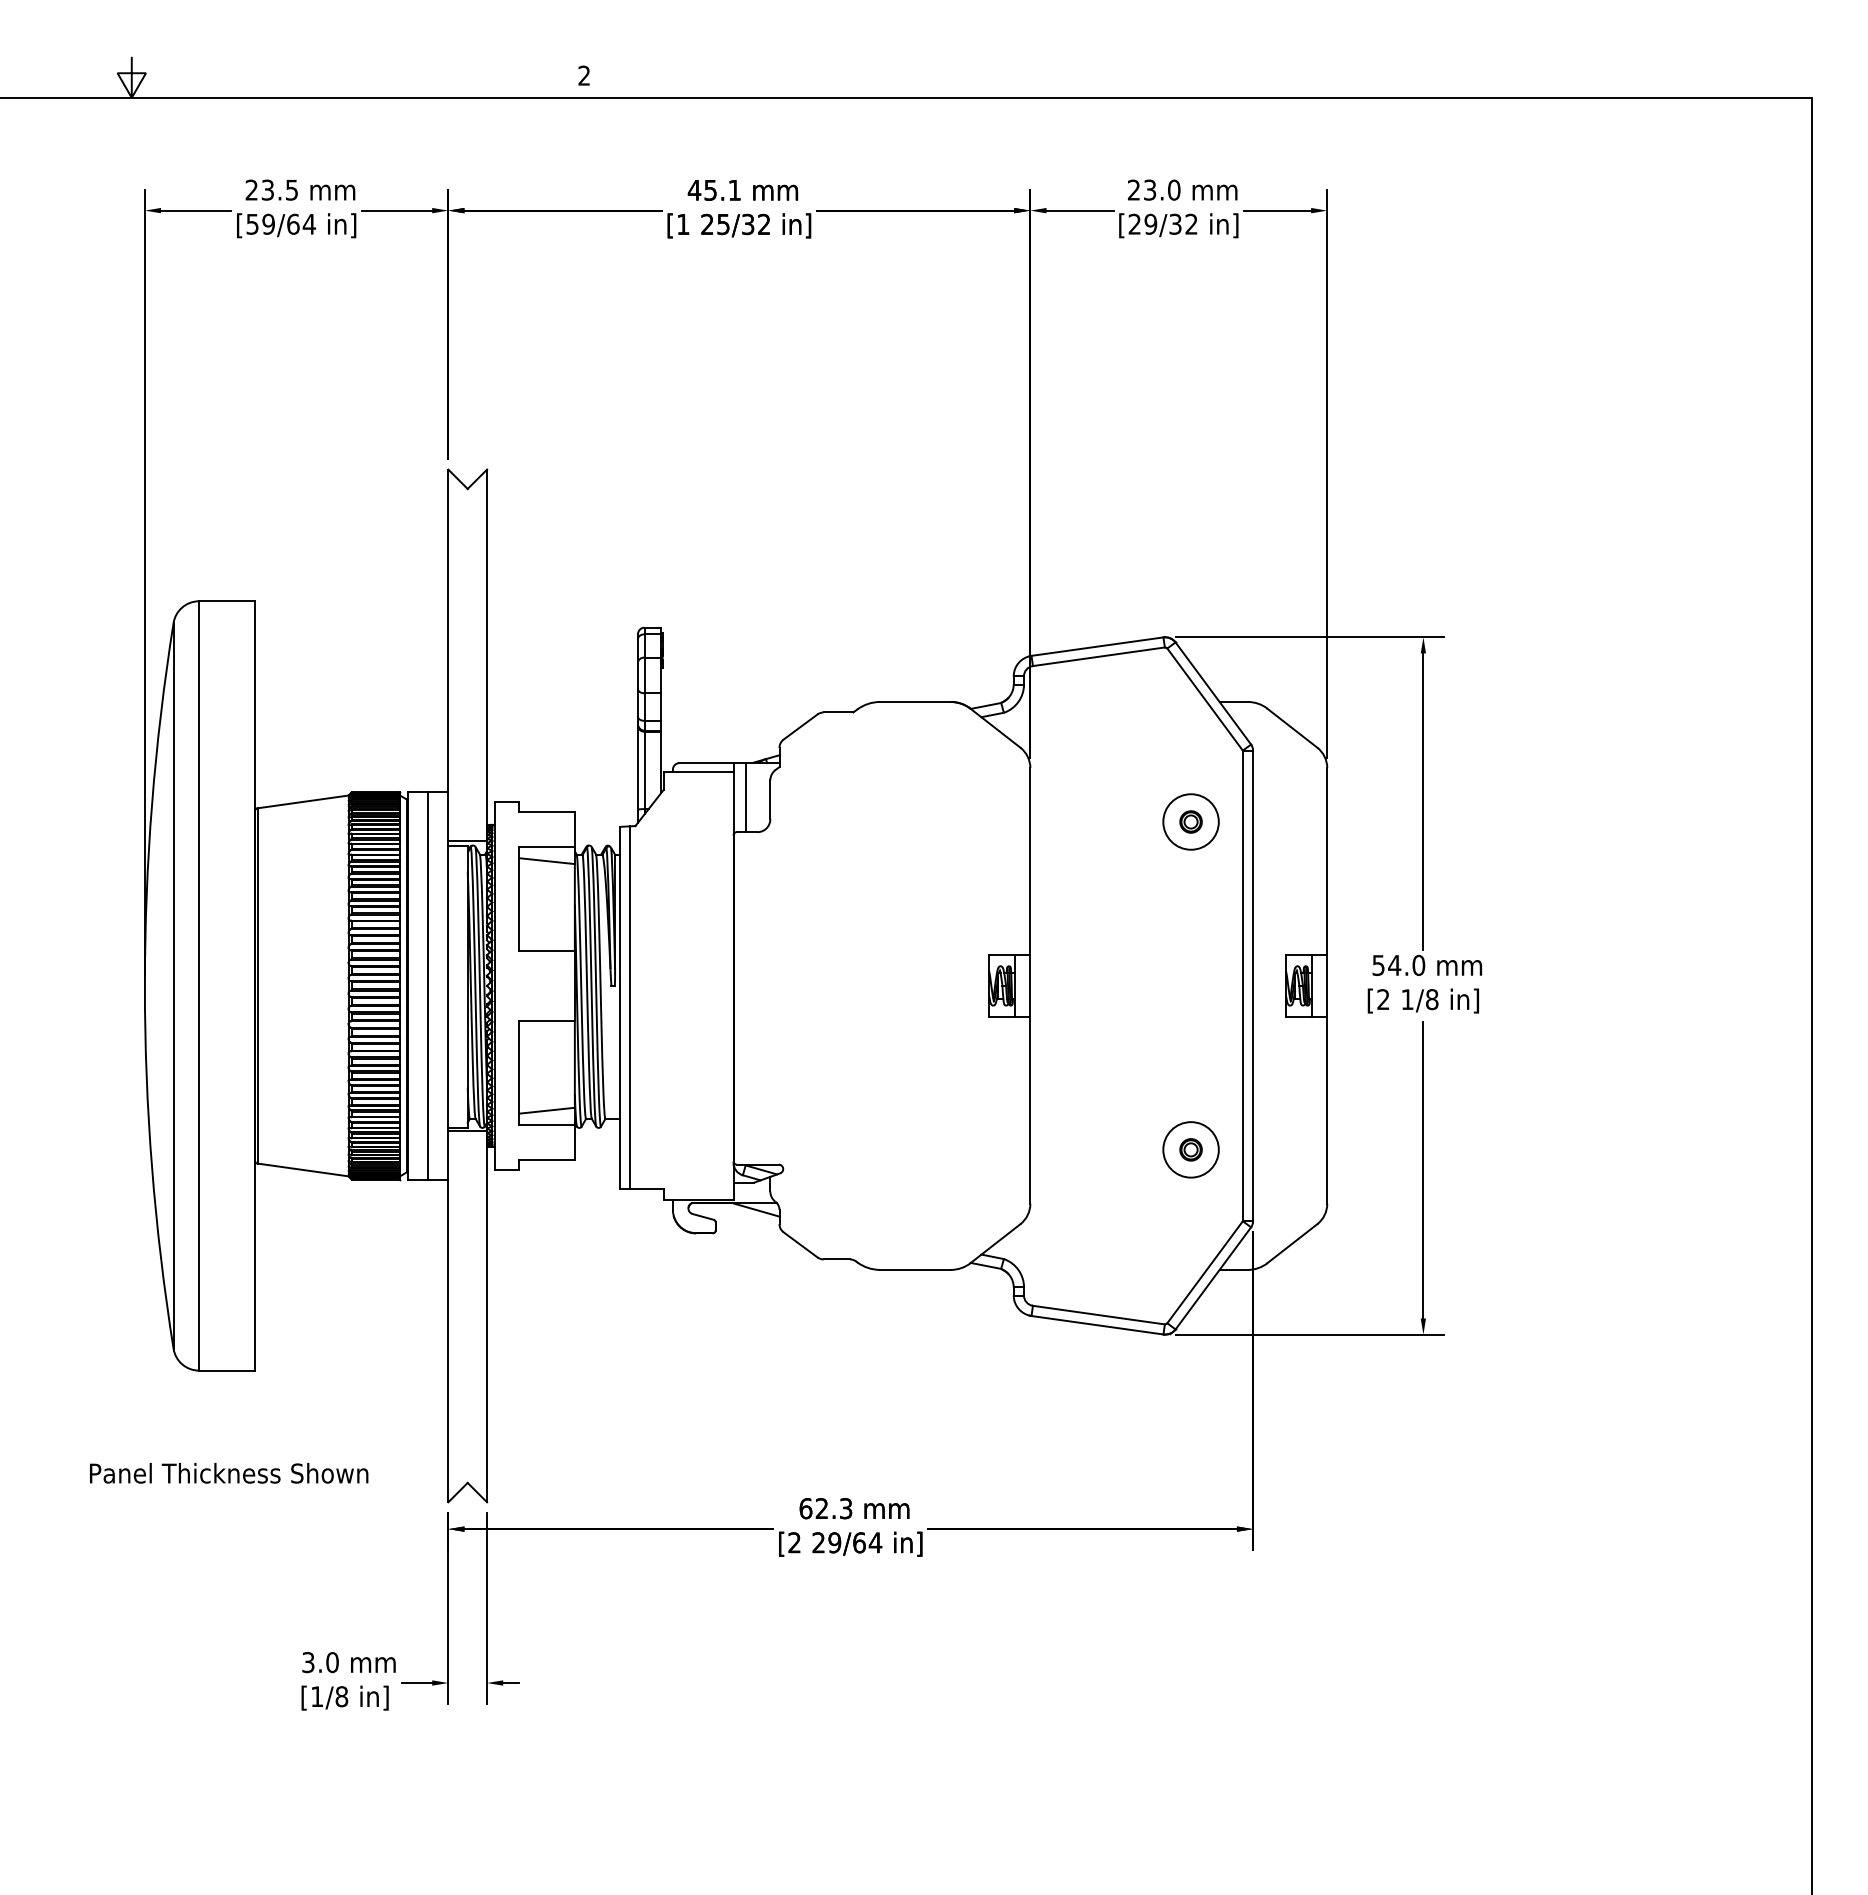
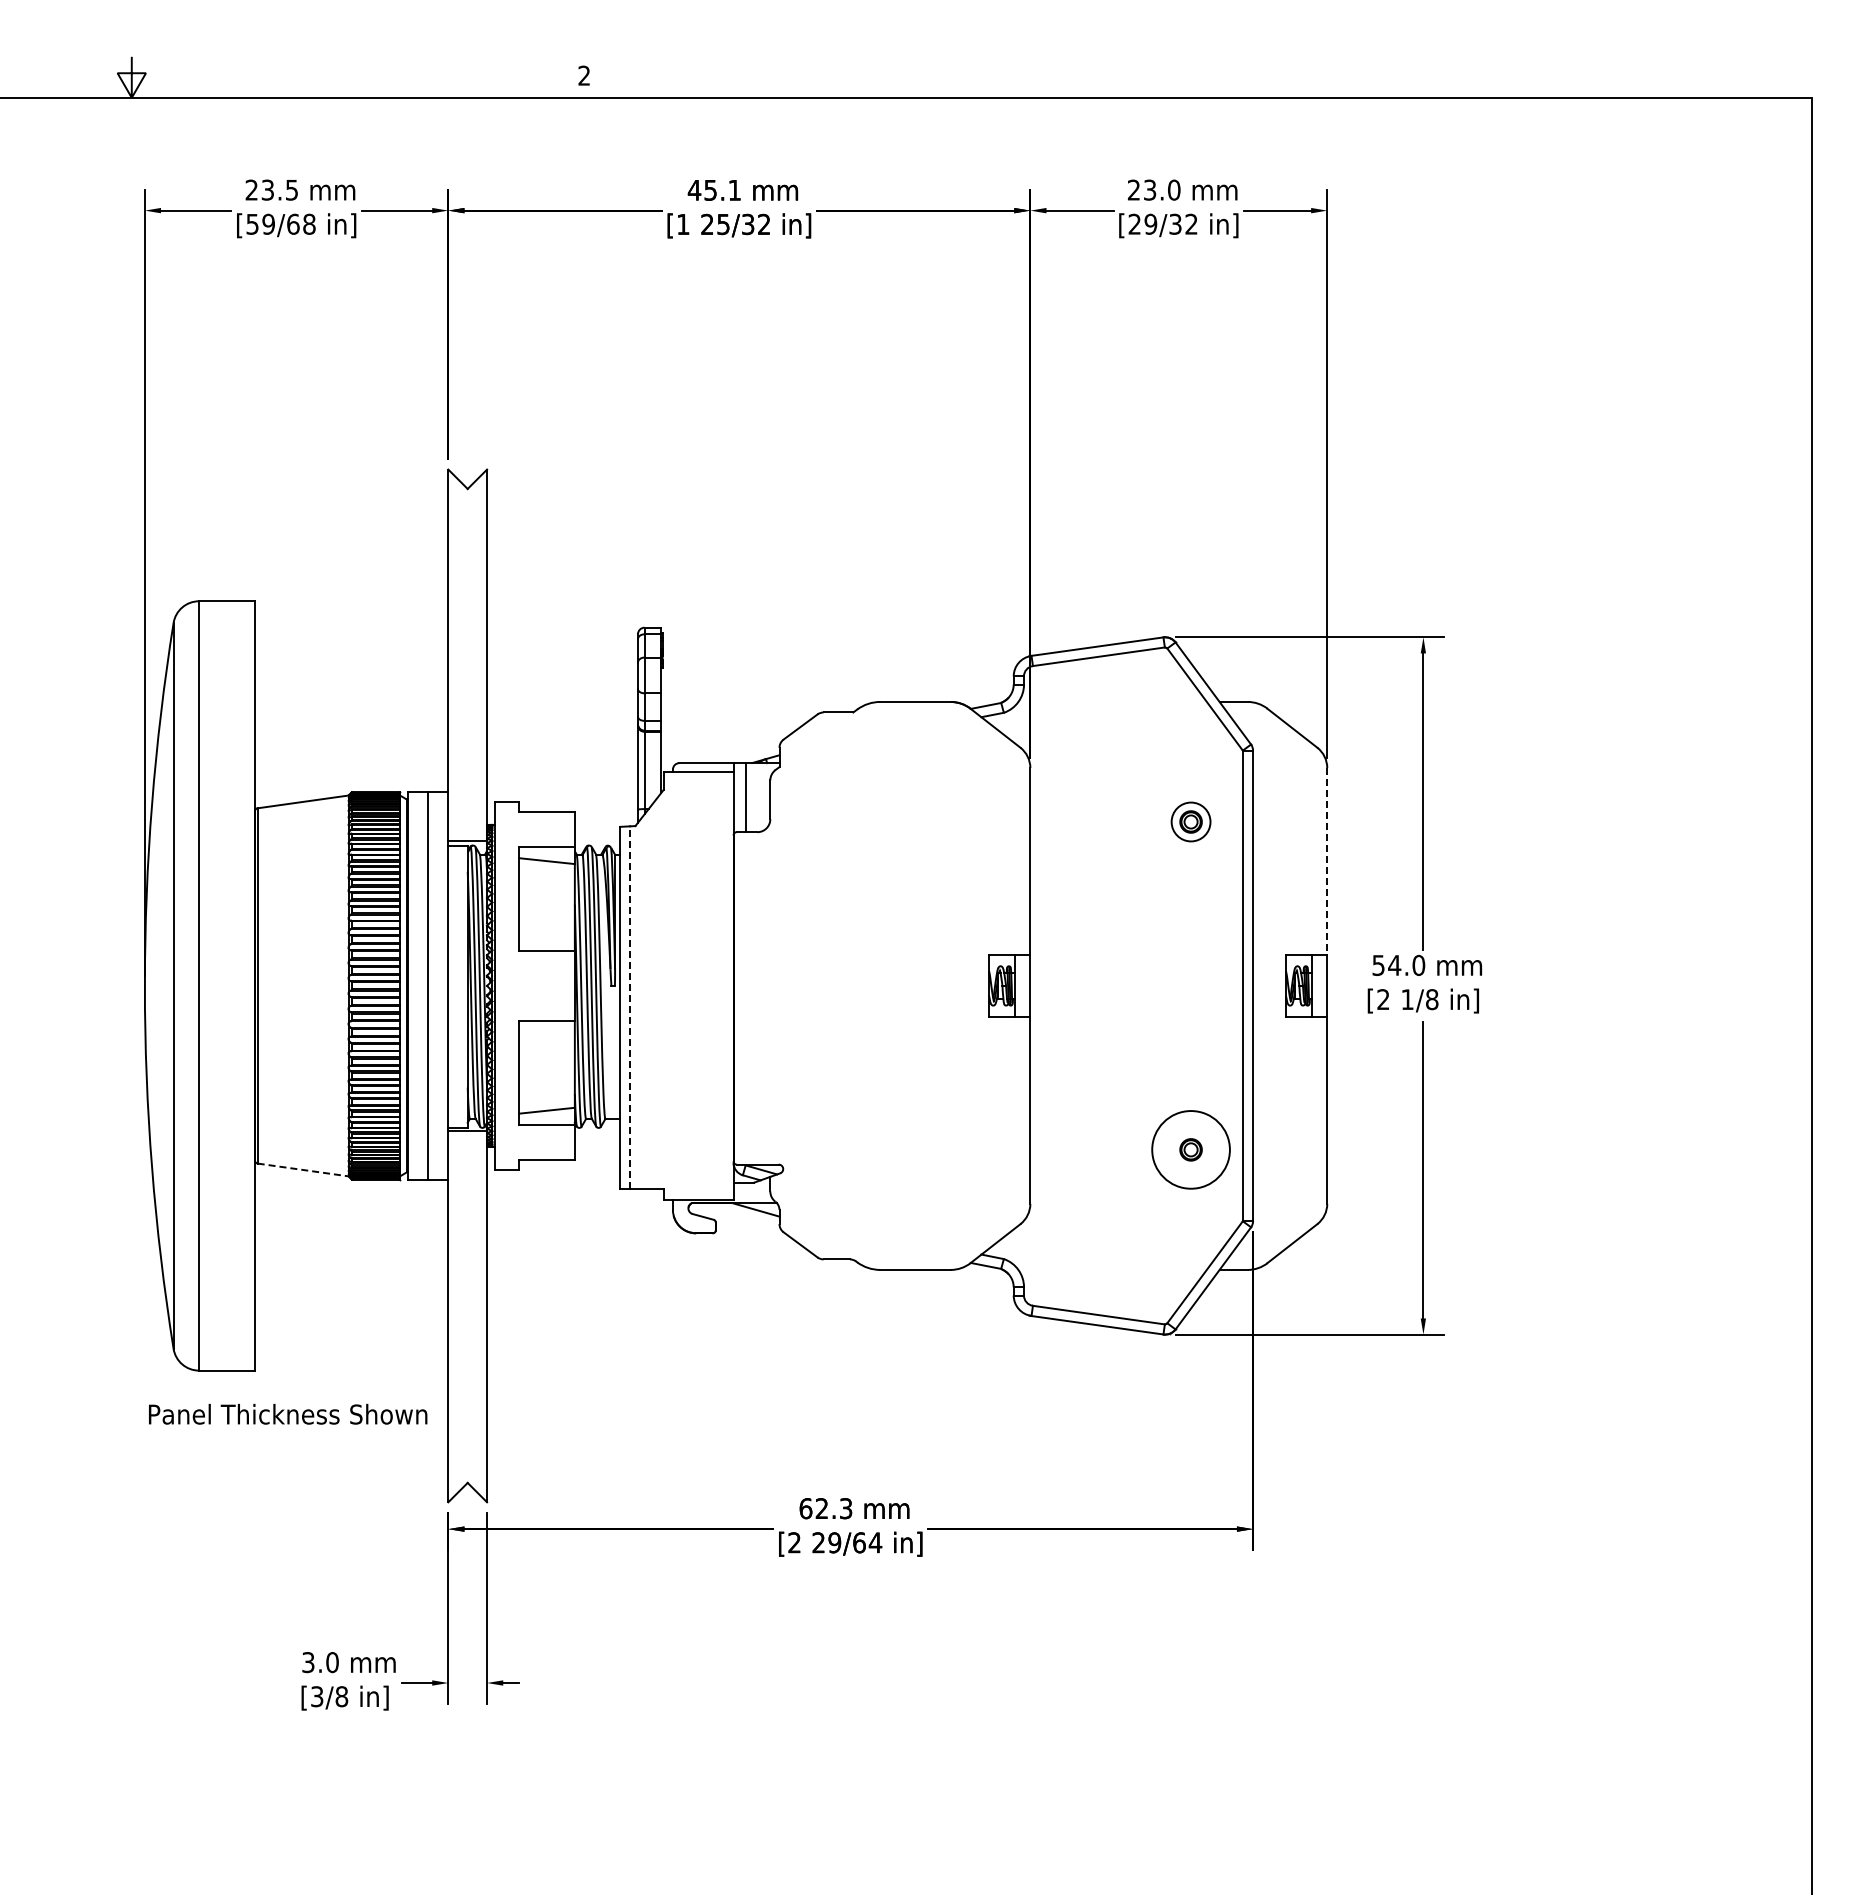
text: [59/64 -> [59/68 (309, 223)
circle diameter: 56 px -> 39 px (1190, 821)
line: solid -> dashed (1327, 862)
line: solid -> dashed (630, 1006)
circle diameter: 56 px -> 78 px (1190, 1149)
line: solid -> dashed (303, 1169)
text position: (229, 1473) -> (288, 1414) (288, 1414)
text: [1/8 -> [3/8 (317, 1696)
